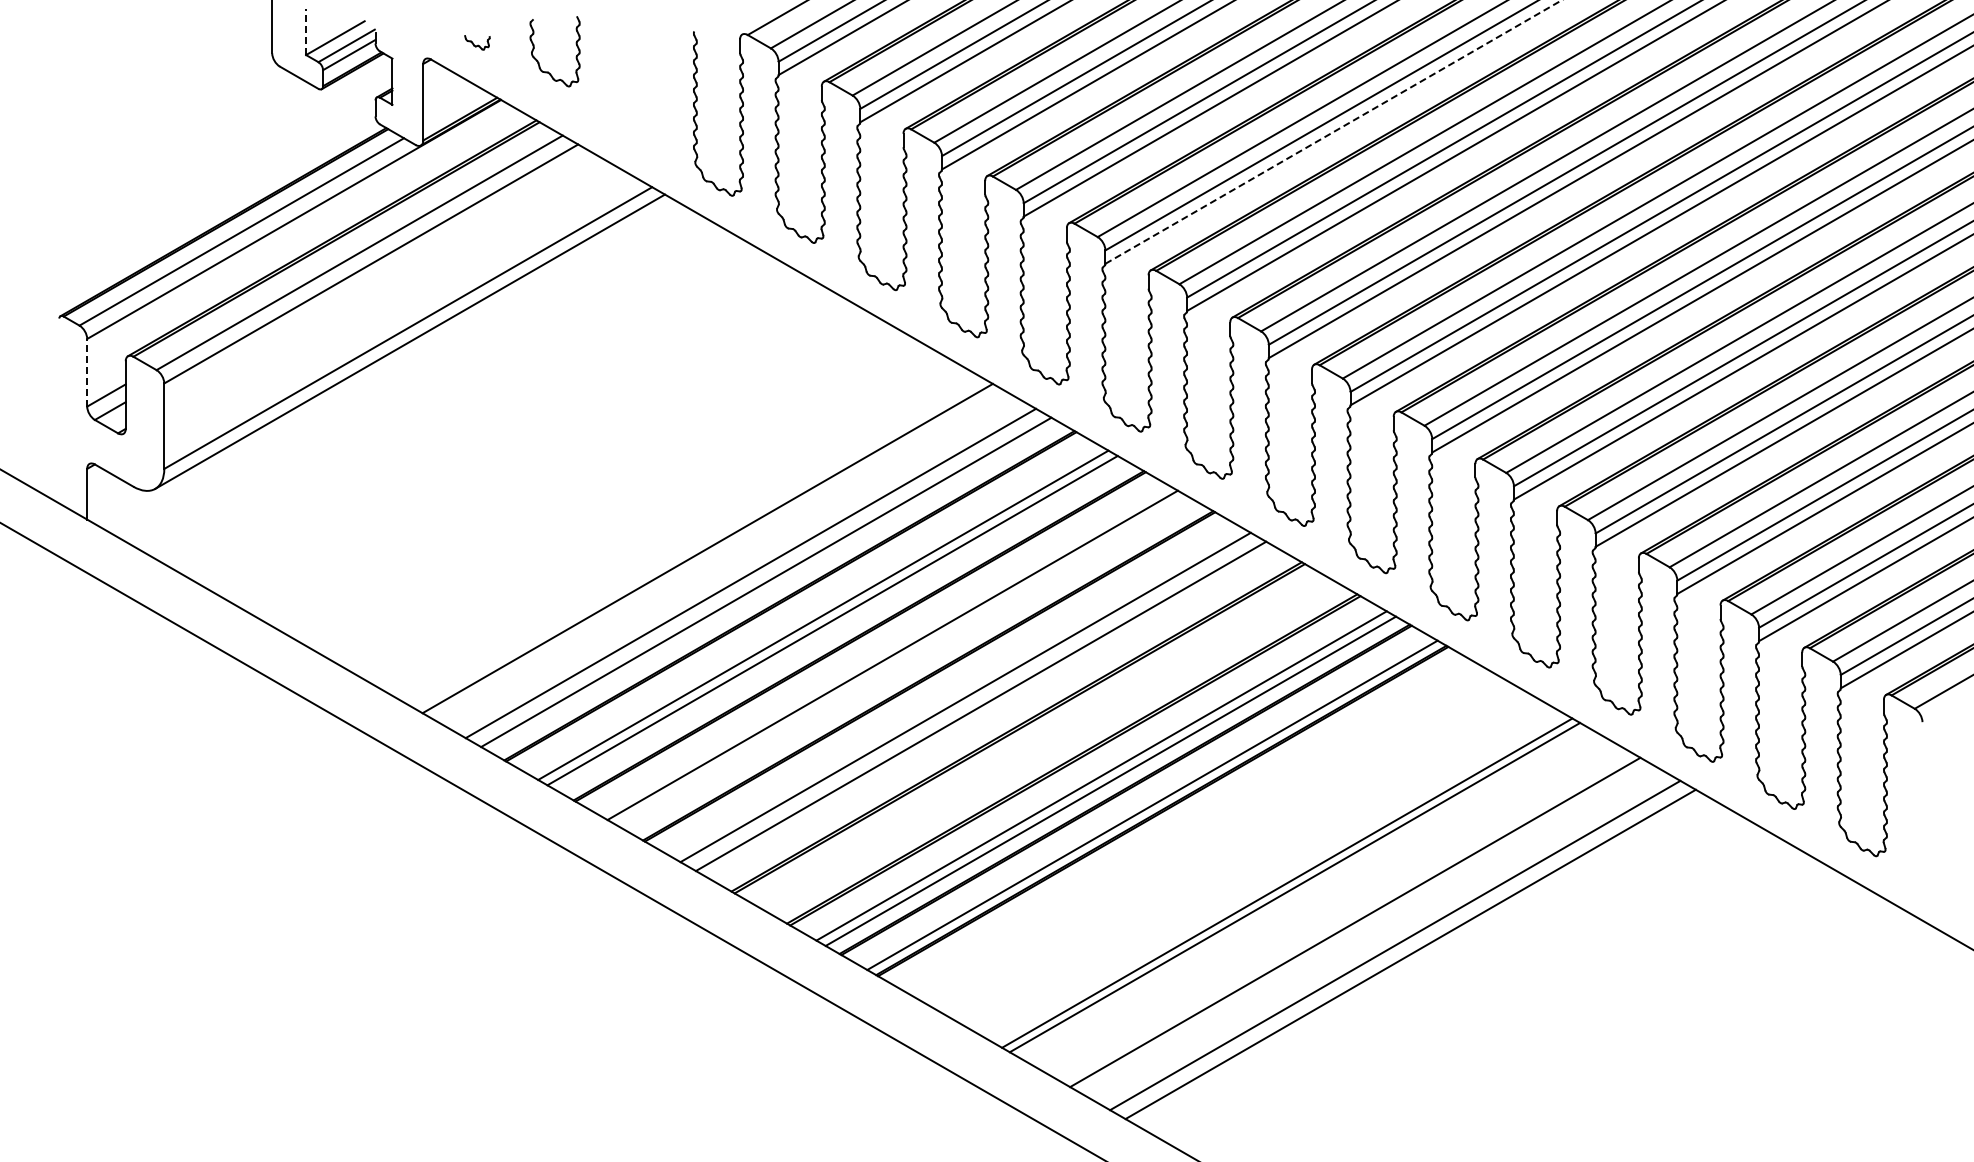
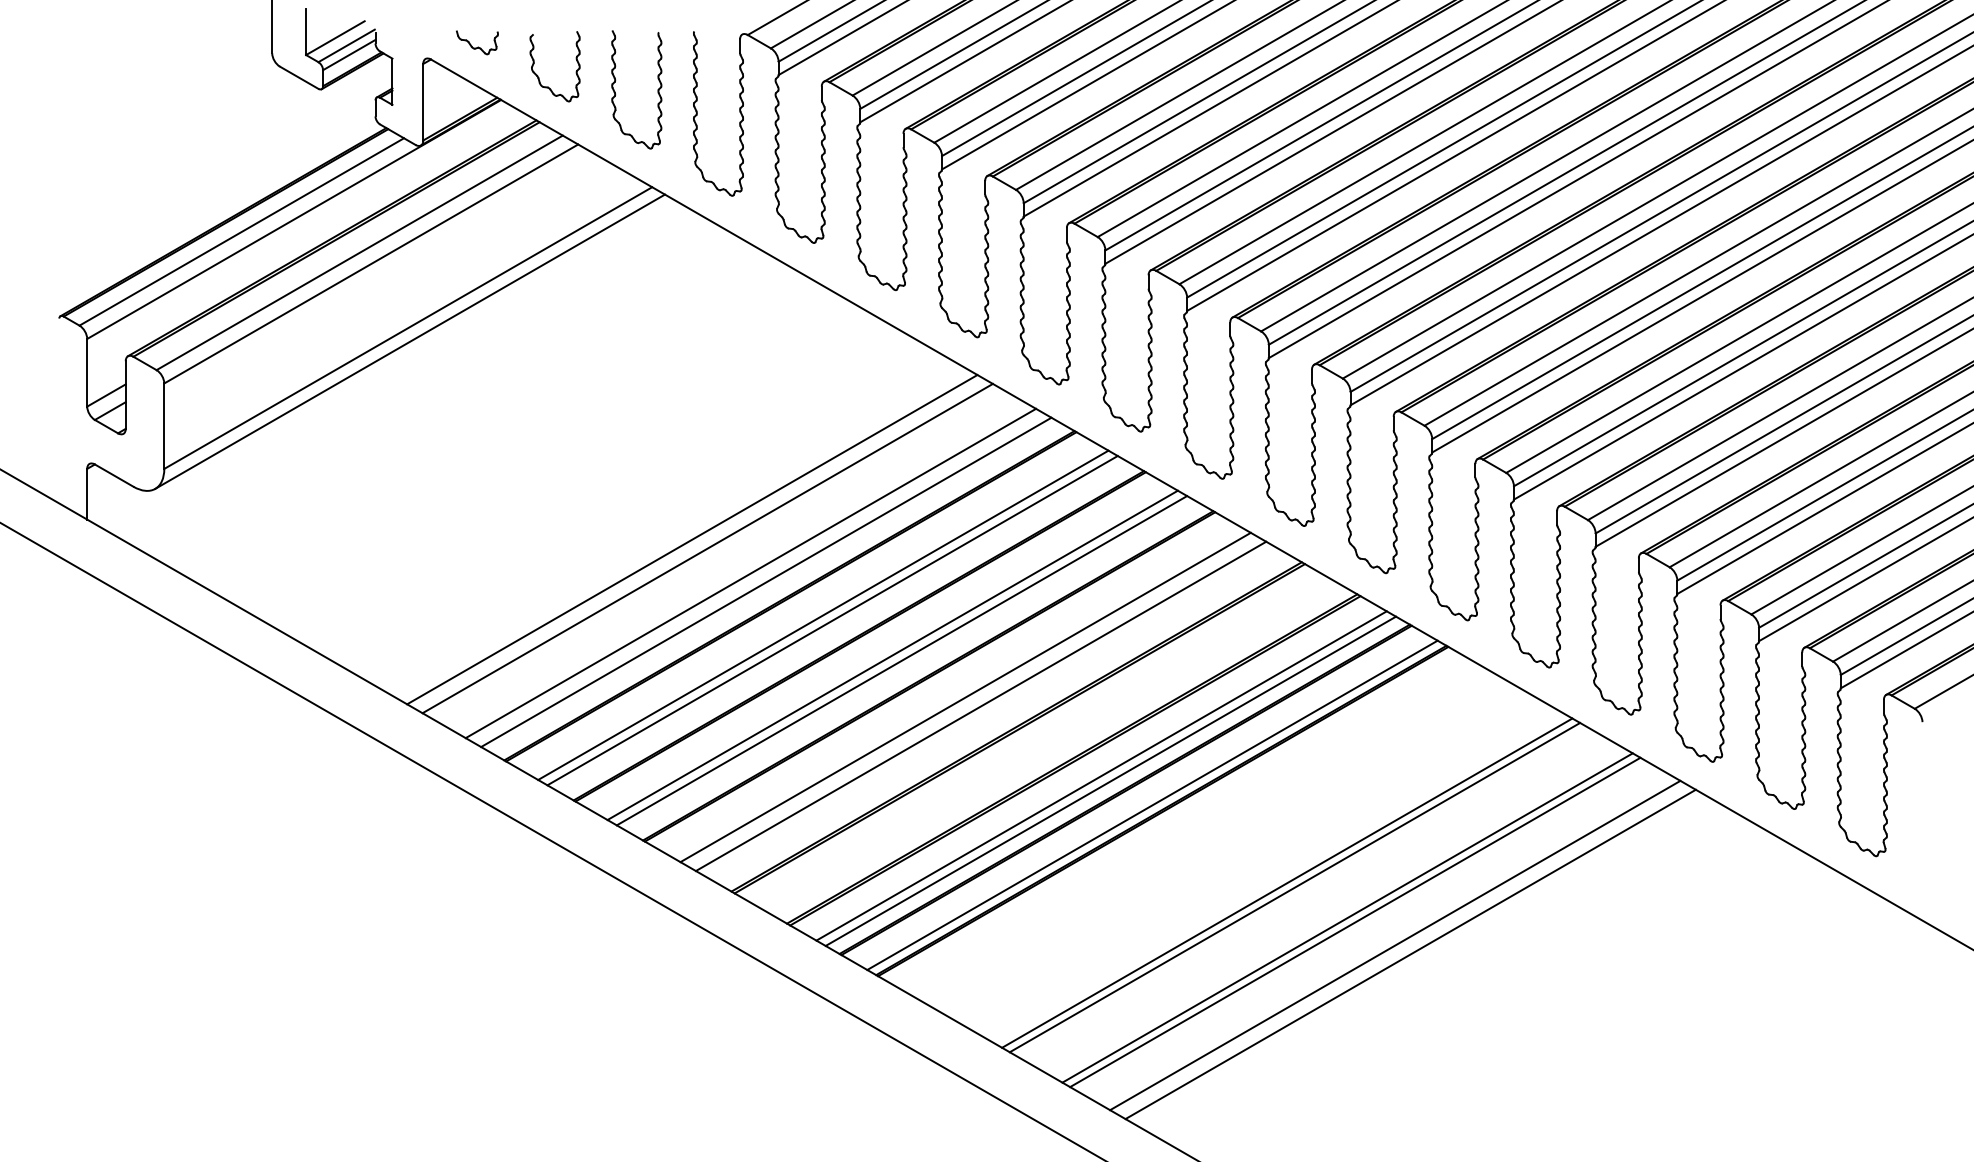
line: dashed -> solid (306, 31)
part size: 27x16 px -> 43x26 px (477, 42)
part position: (538, 60) -> (538, 75) (538, 75)
part: none -> present (616, 94)
line: dashed -> solid (1334, 131)
line: dashed -> solid (87, 372)
line: none -> present (692, 539)
line: none -> present (901, 660)
line: none -> present (1347, 917)
